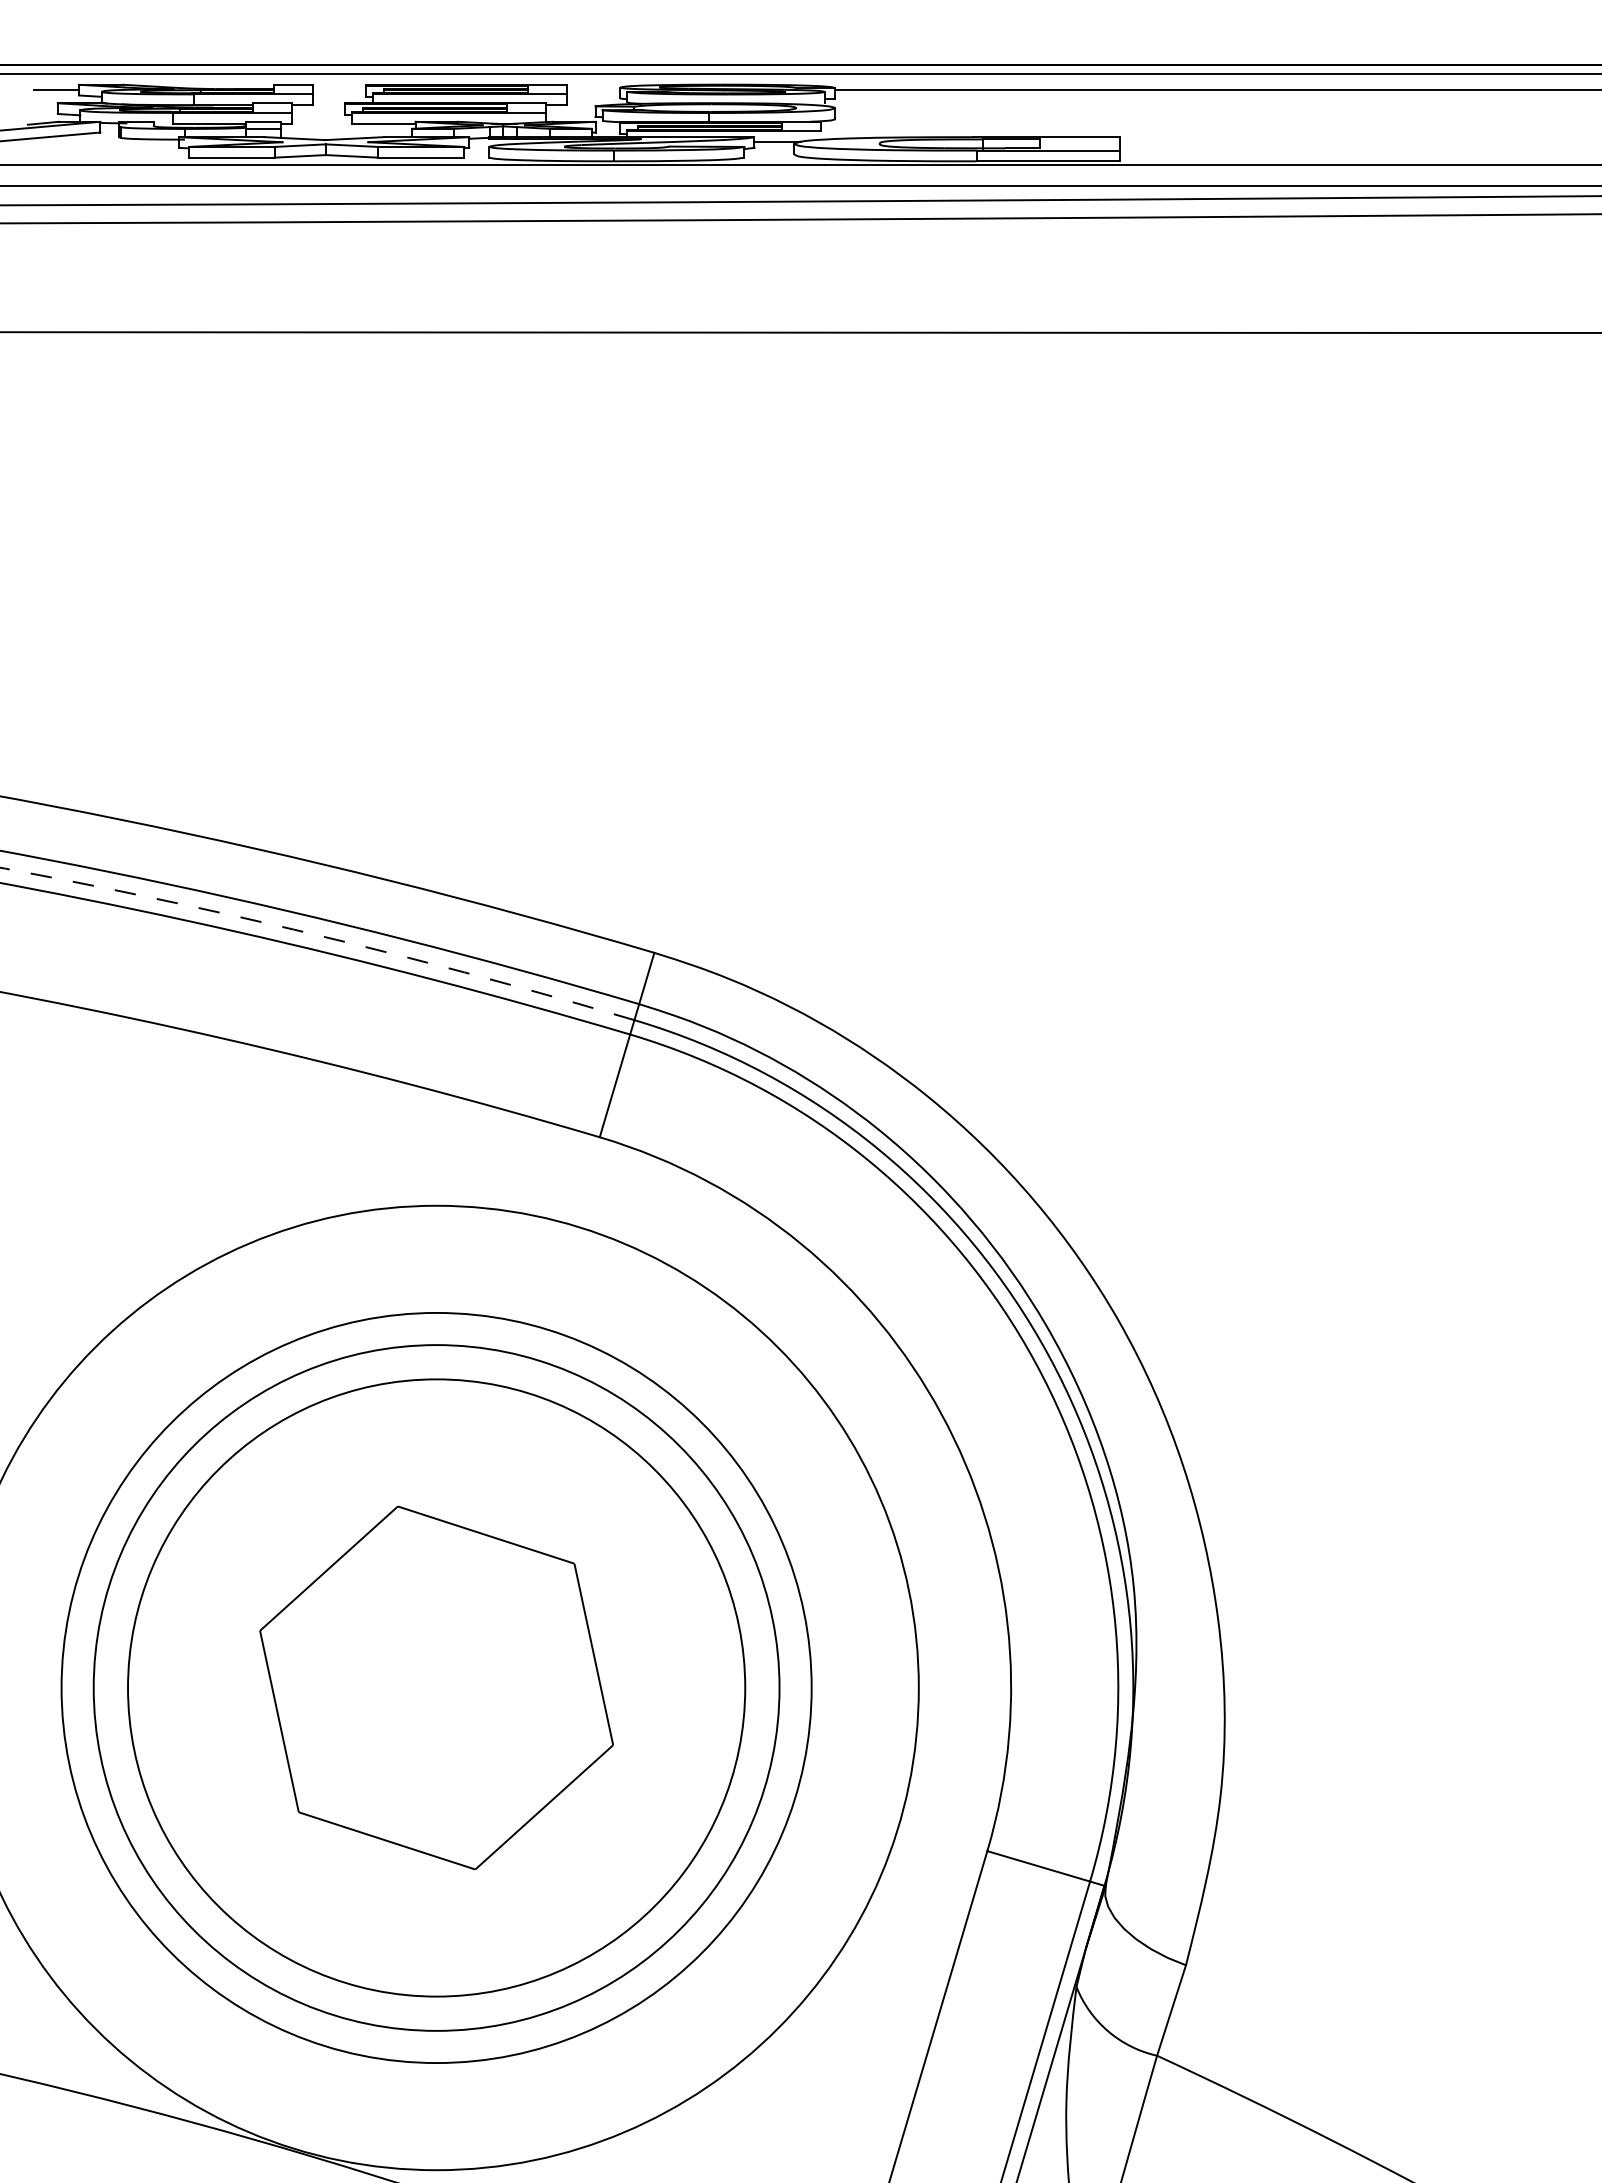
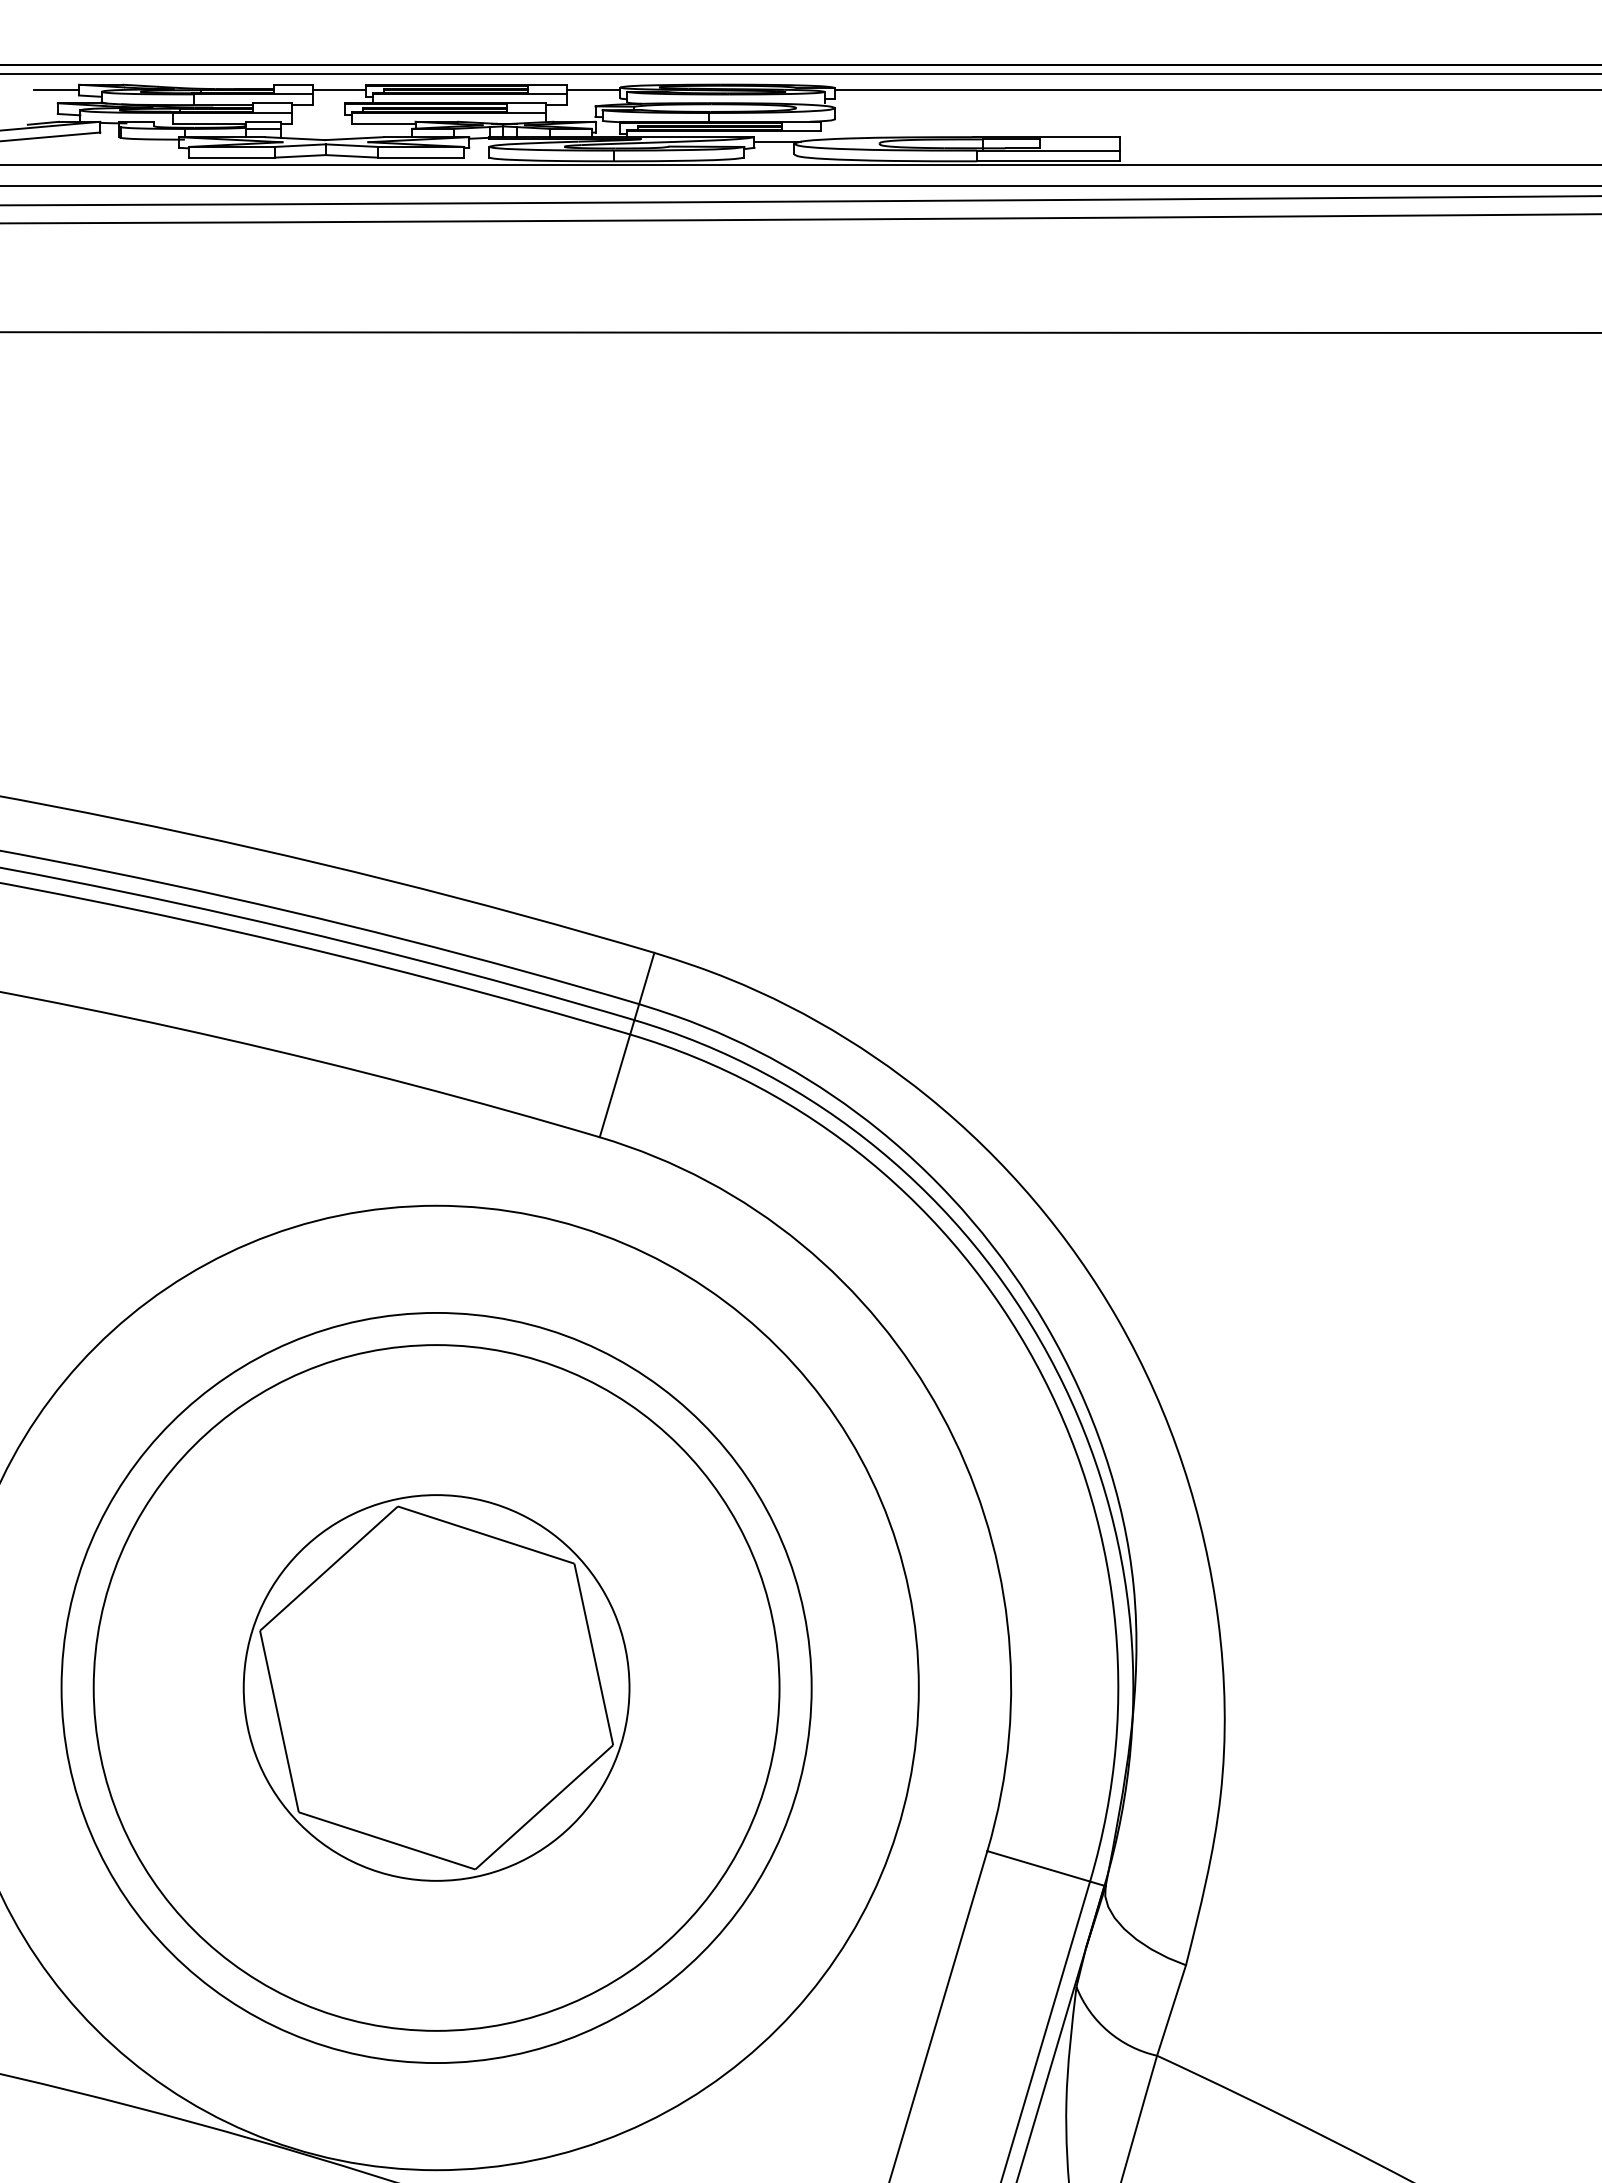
line: none -> present (339, 90)
line: none -> present (593, 90)
arc: dashed -> solid (318, 935)
circle diameter: 617 px -> 386 px (436, 1687)
